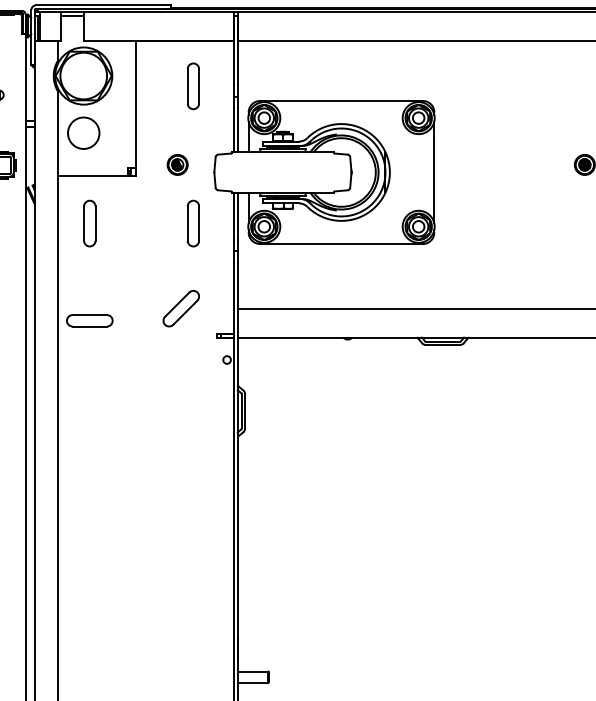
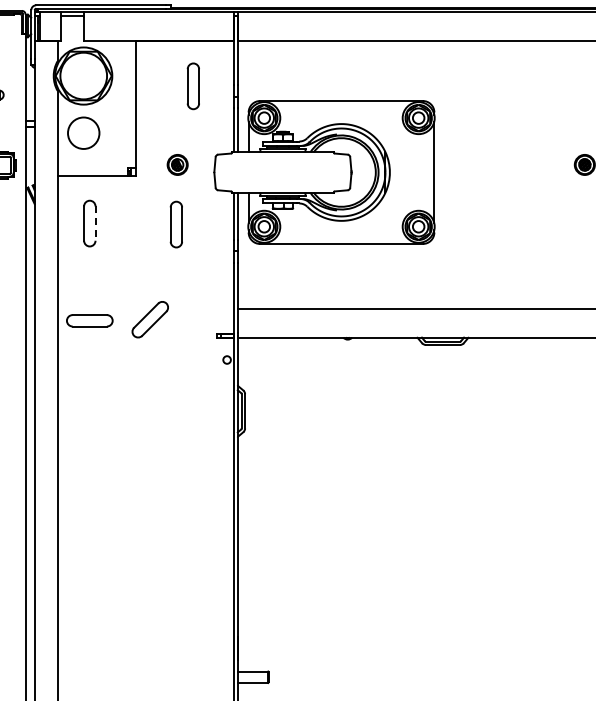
part position: (192, 223) -> (175, 224) (175, 224)
line: solid -> dashed (95, 224)
part position: (180, 308) -> (149, 319) (149, 319)
